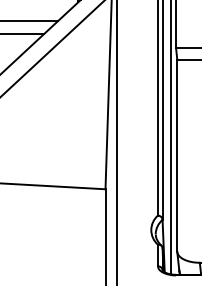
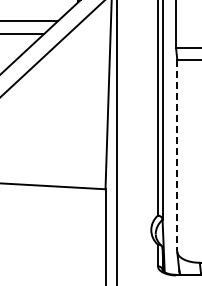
line: present -> none (170, 138)
line: solid -> dashed (177, 155)
